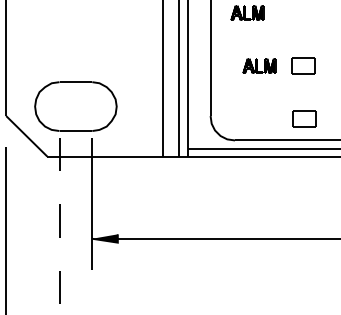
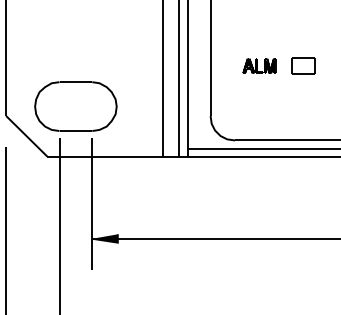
part: present -> none (247, 12)
part: present -> none (304, 118)
line: dashed -> solid (59, 226)
